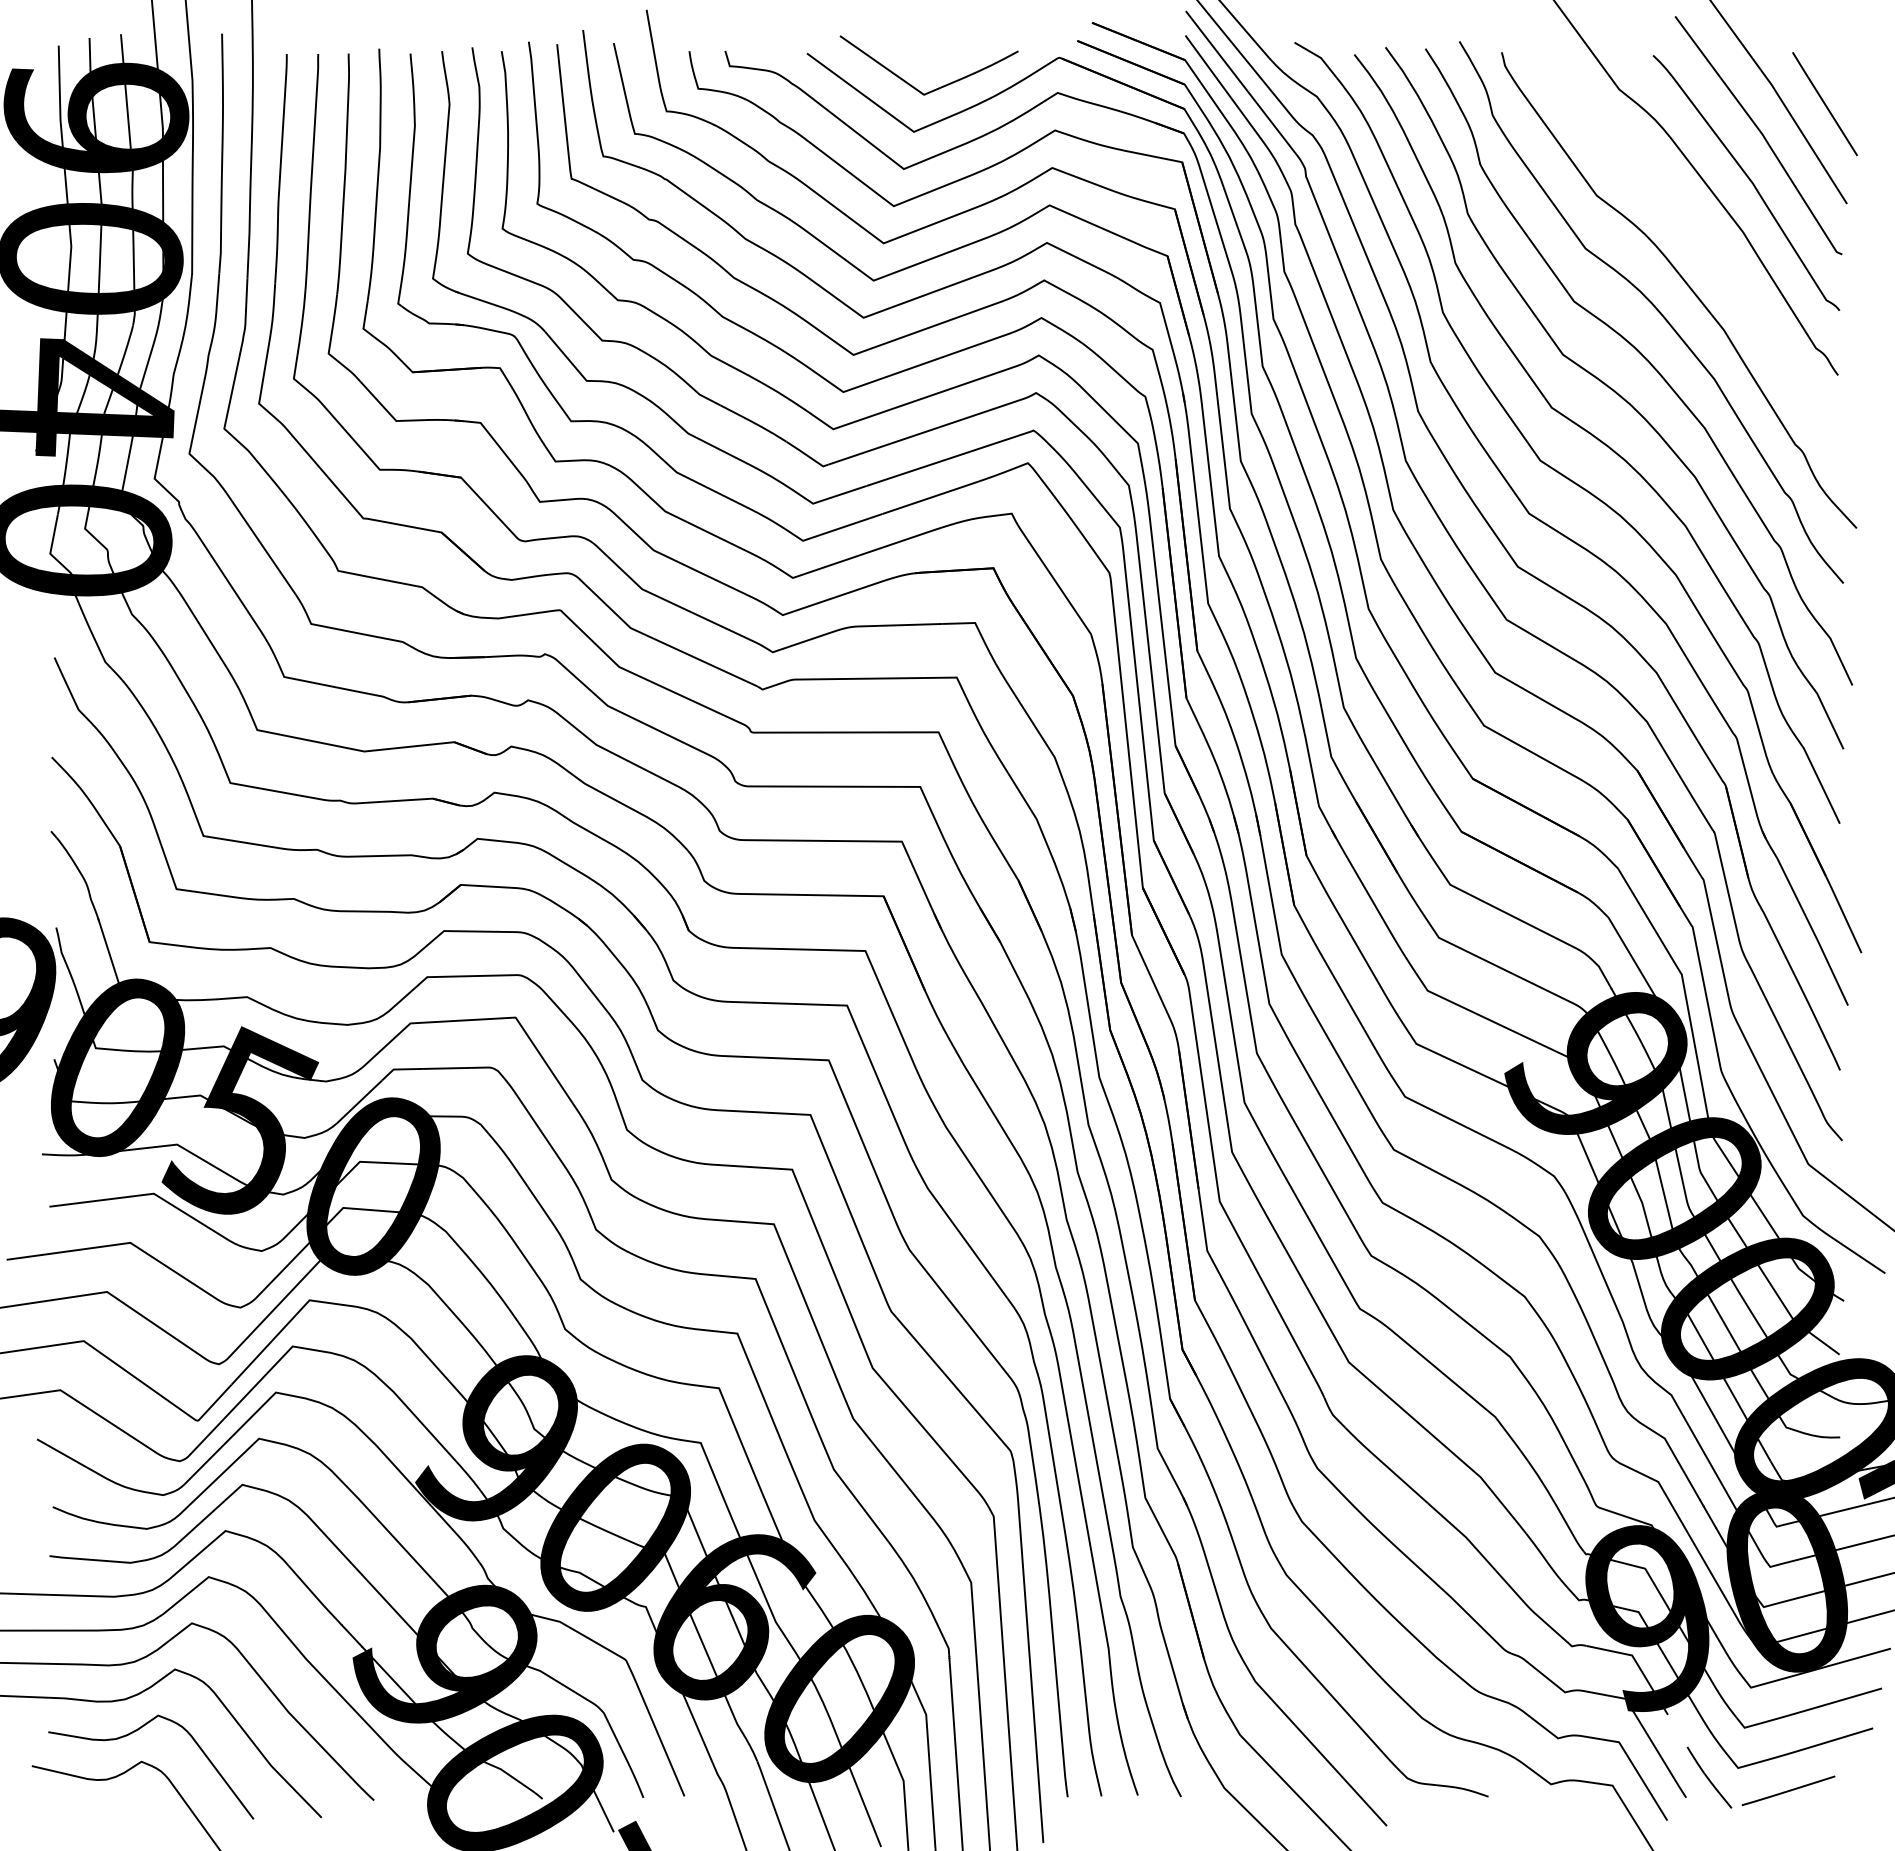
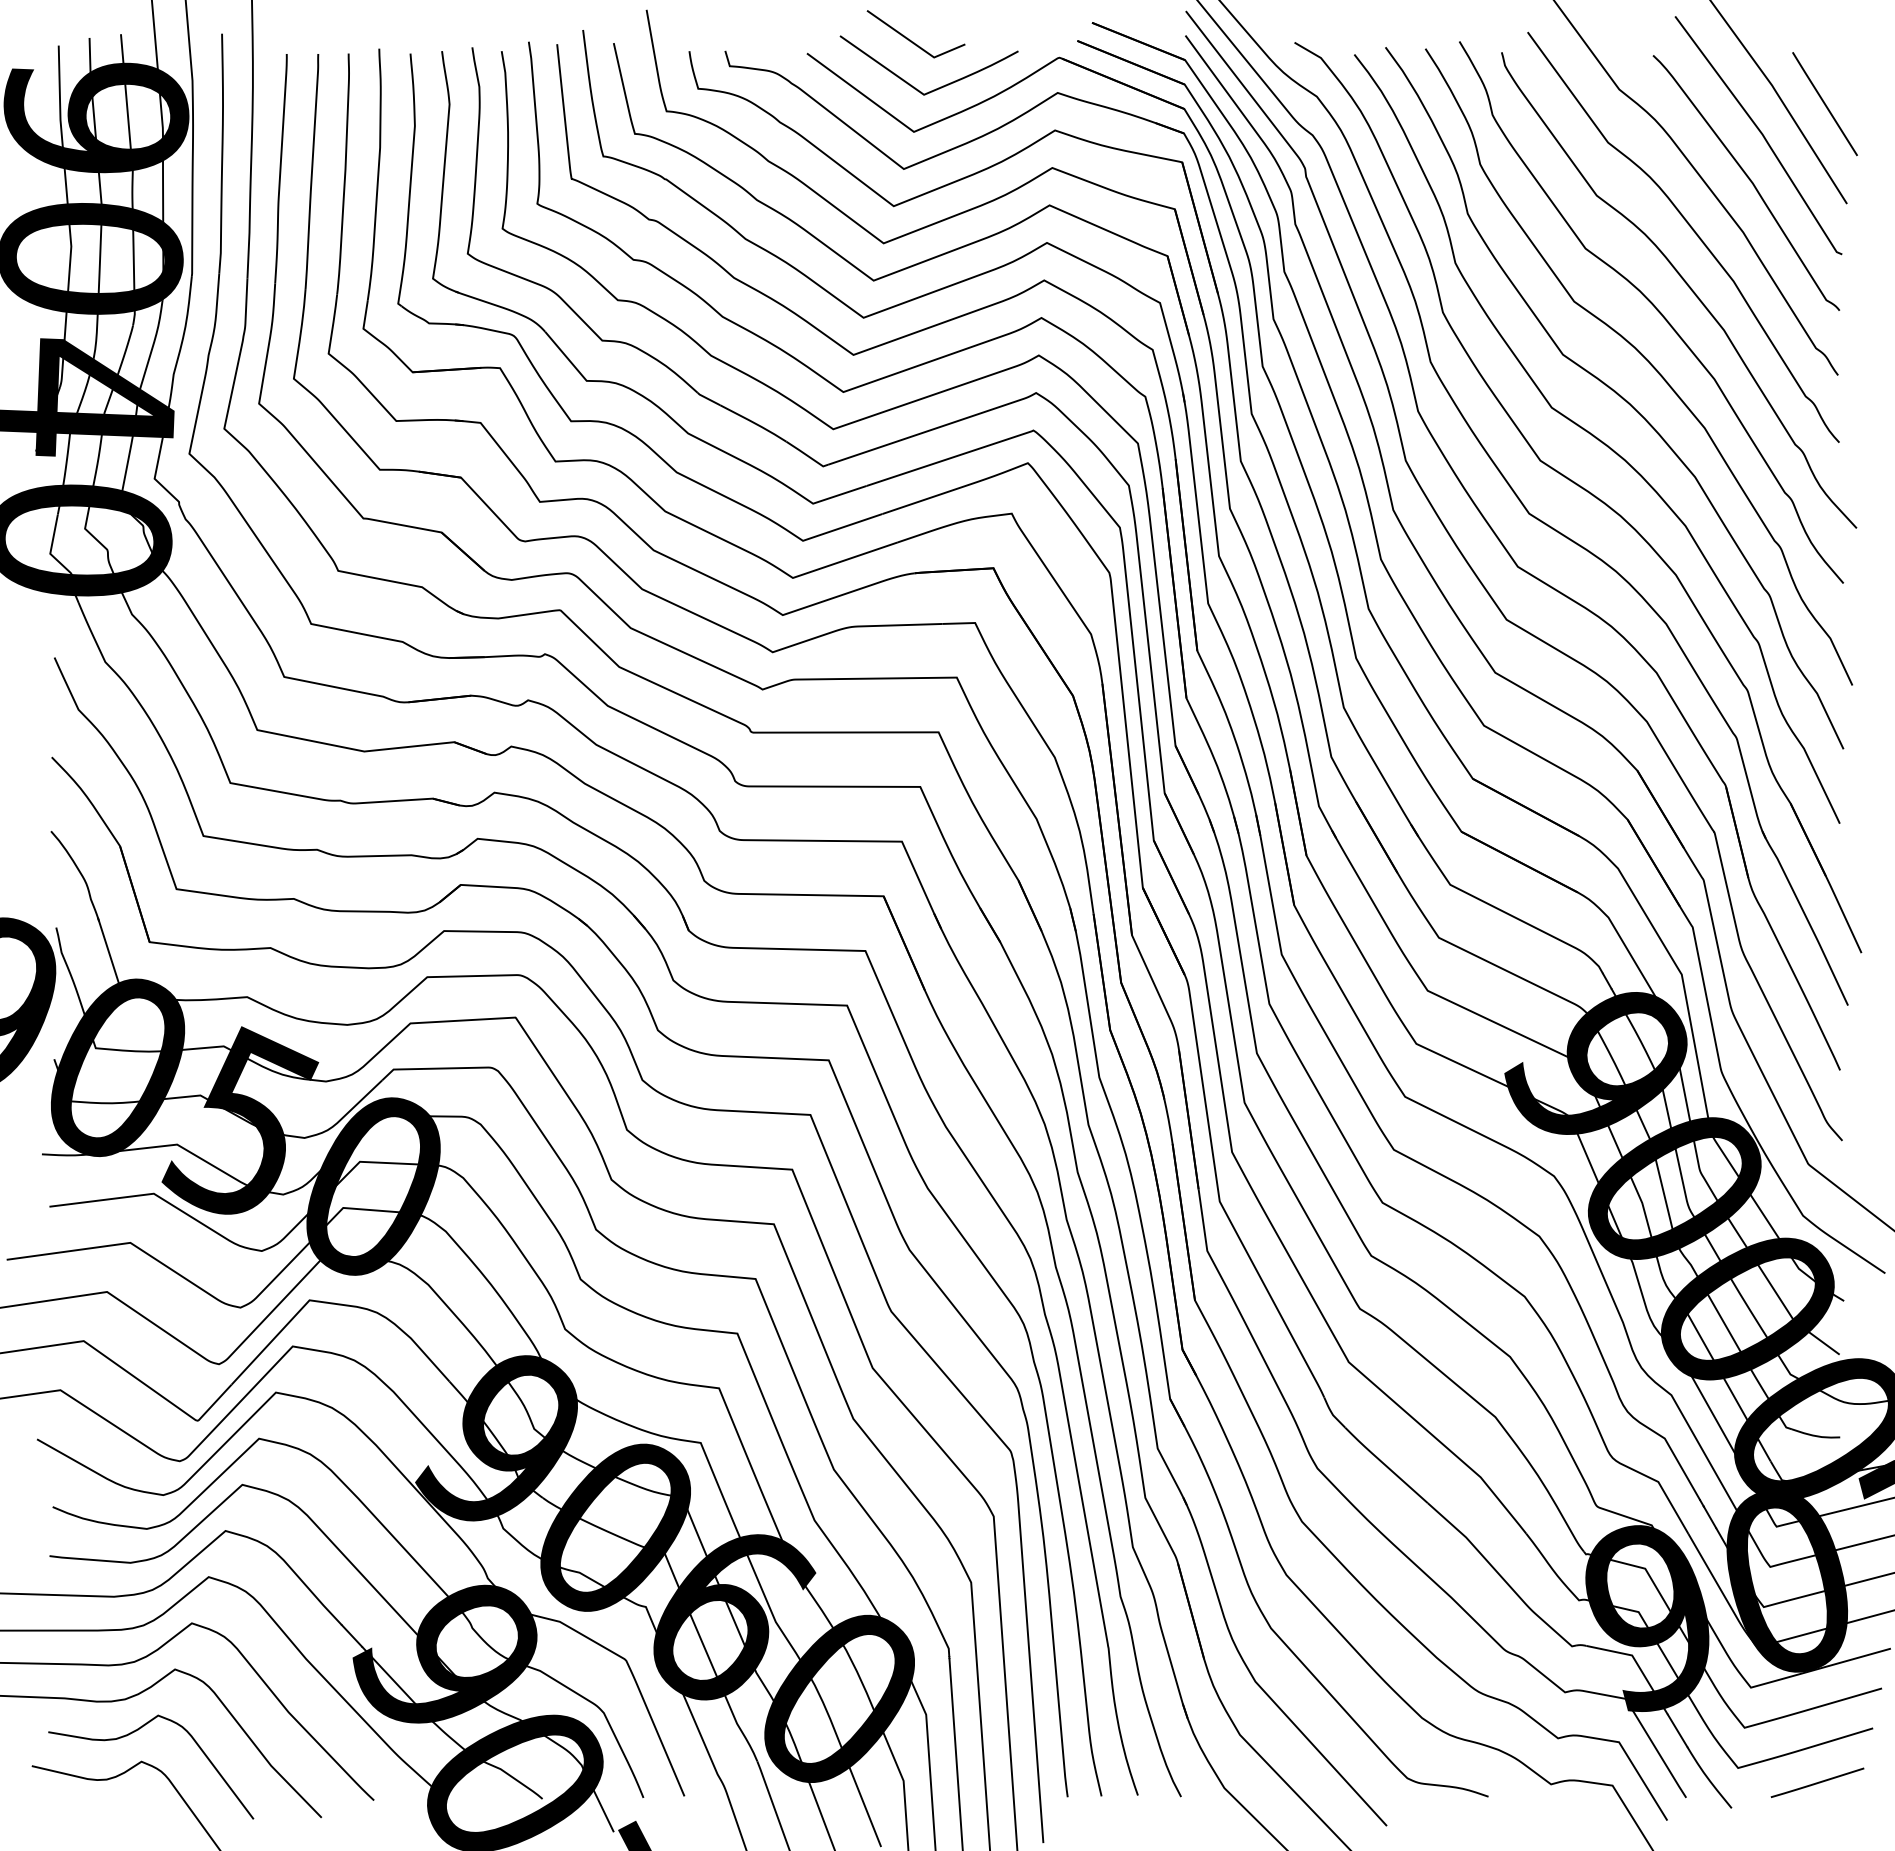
line: none -> present (910, 39)
curve: none -> present (1691, 229)
line: none -> present (1677, 1730)
line position: (1788, 1790) -> (1817, 1782) (1817, 1782)
